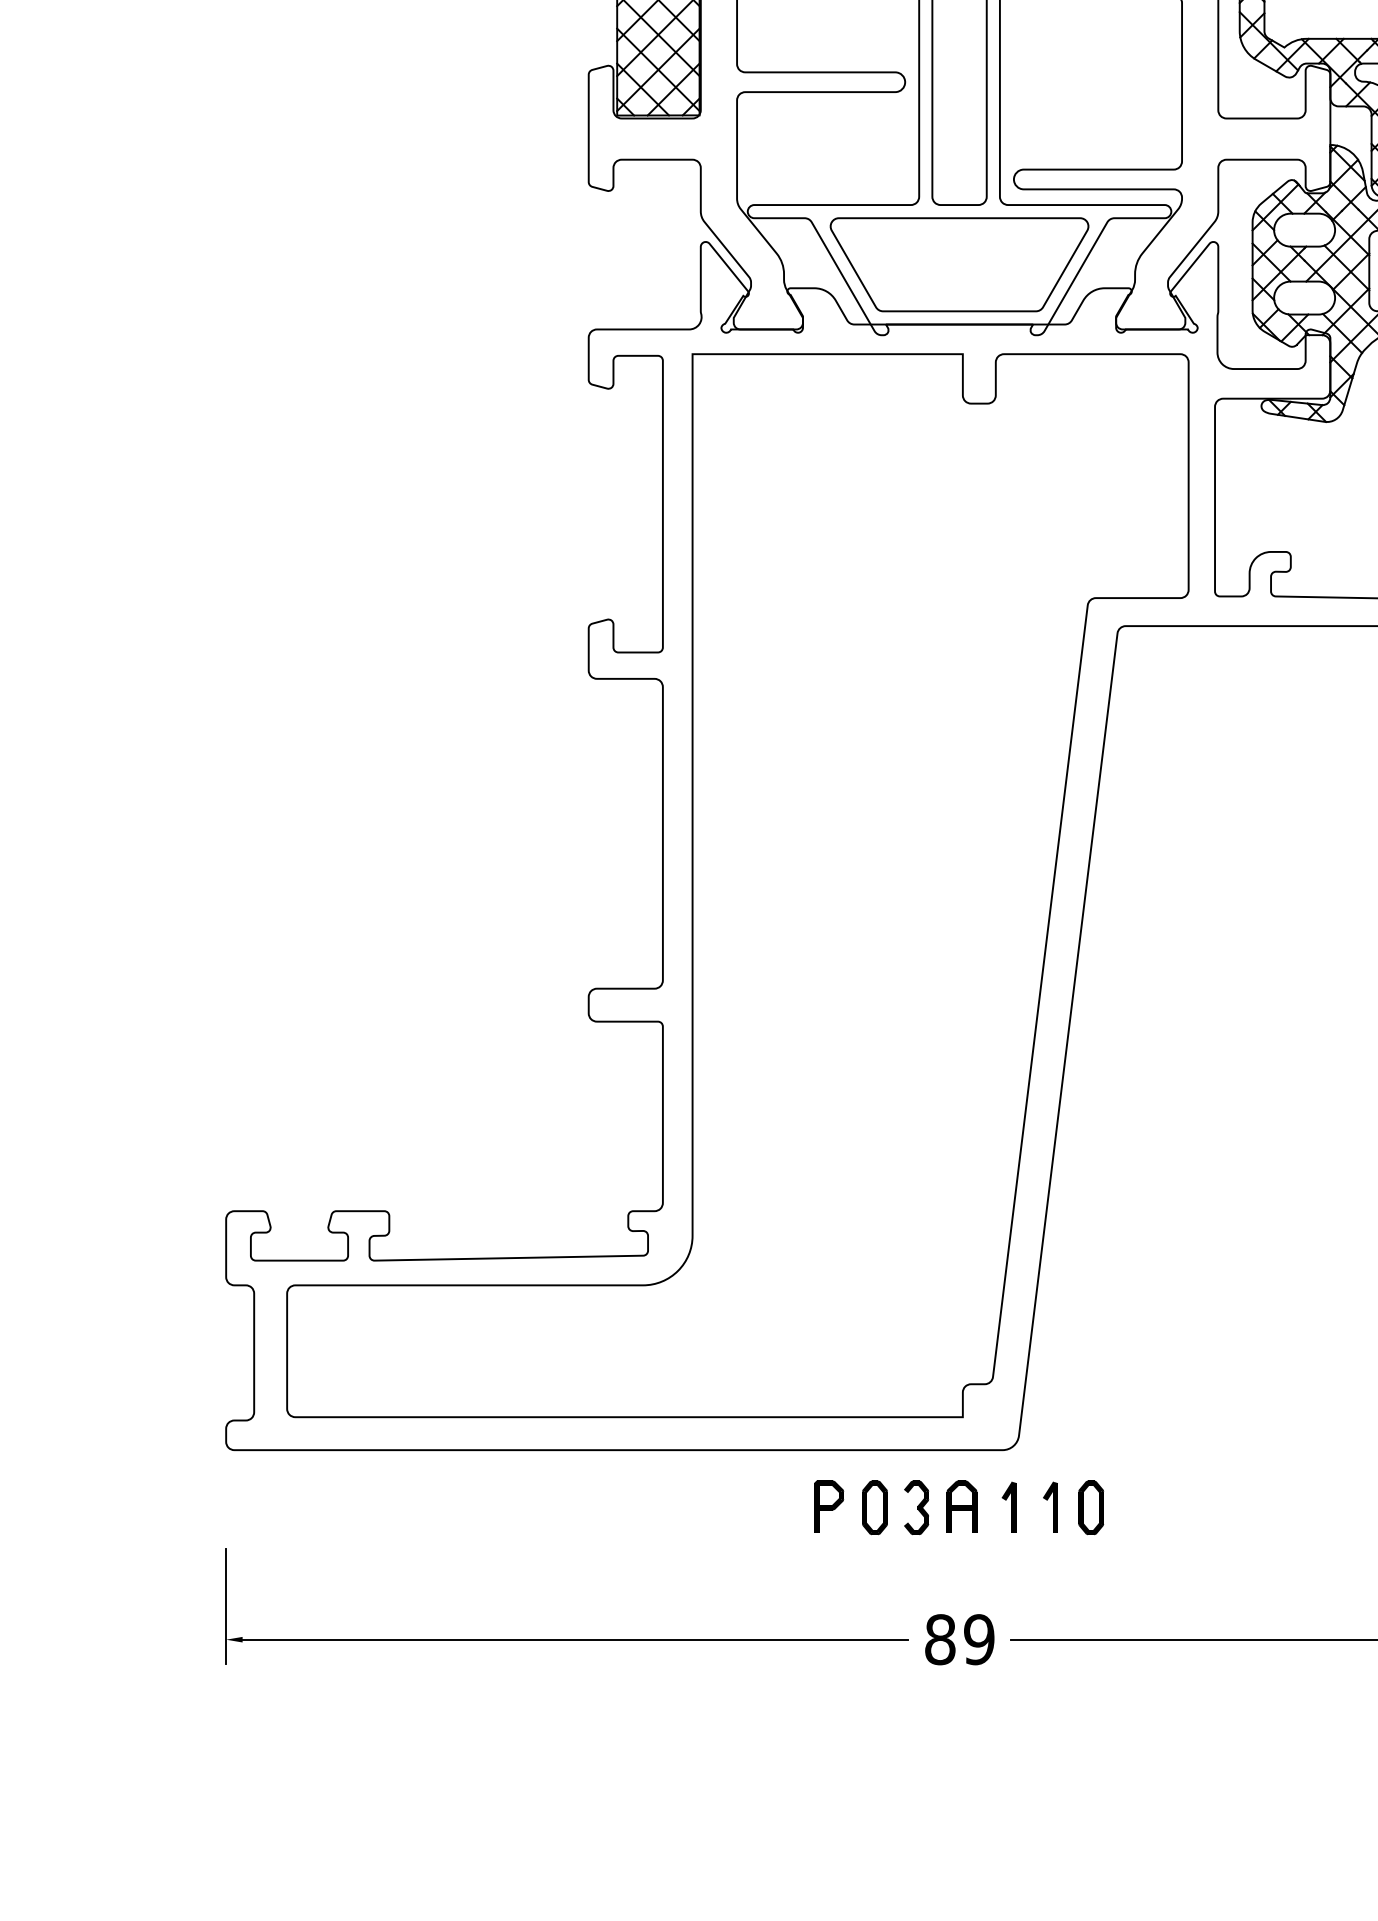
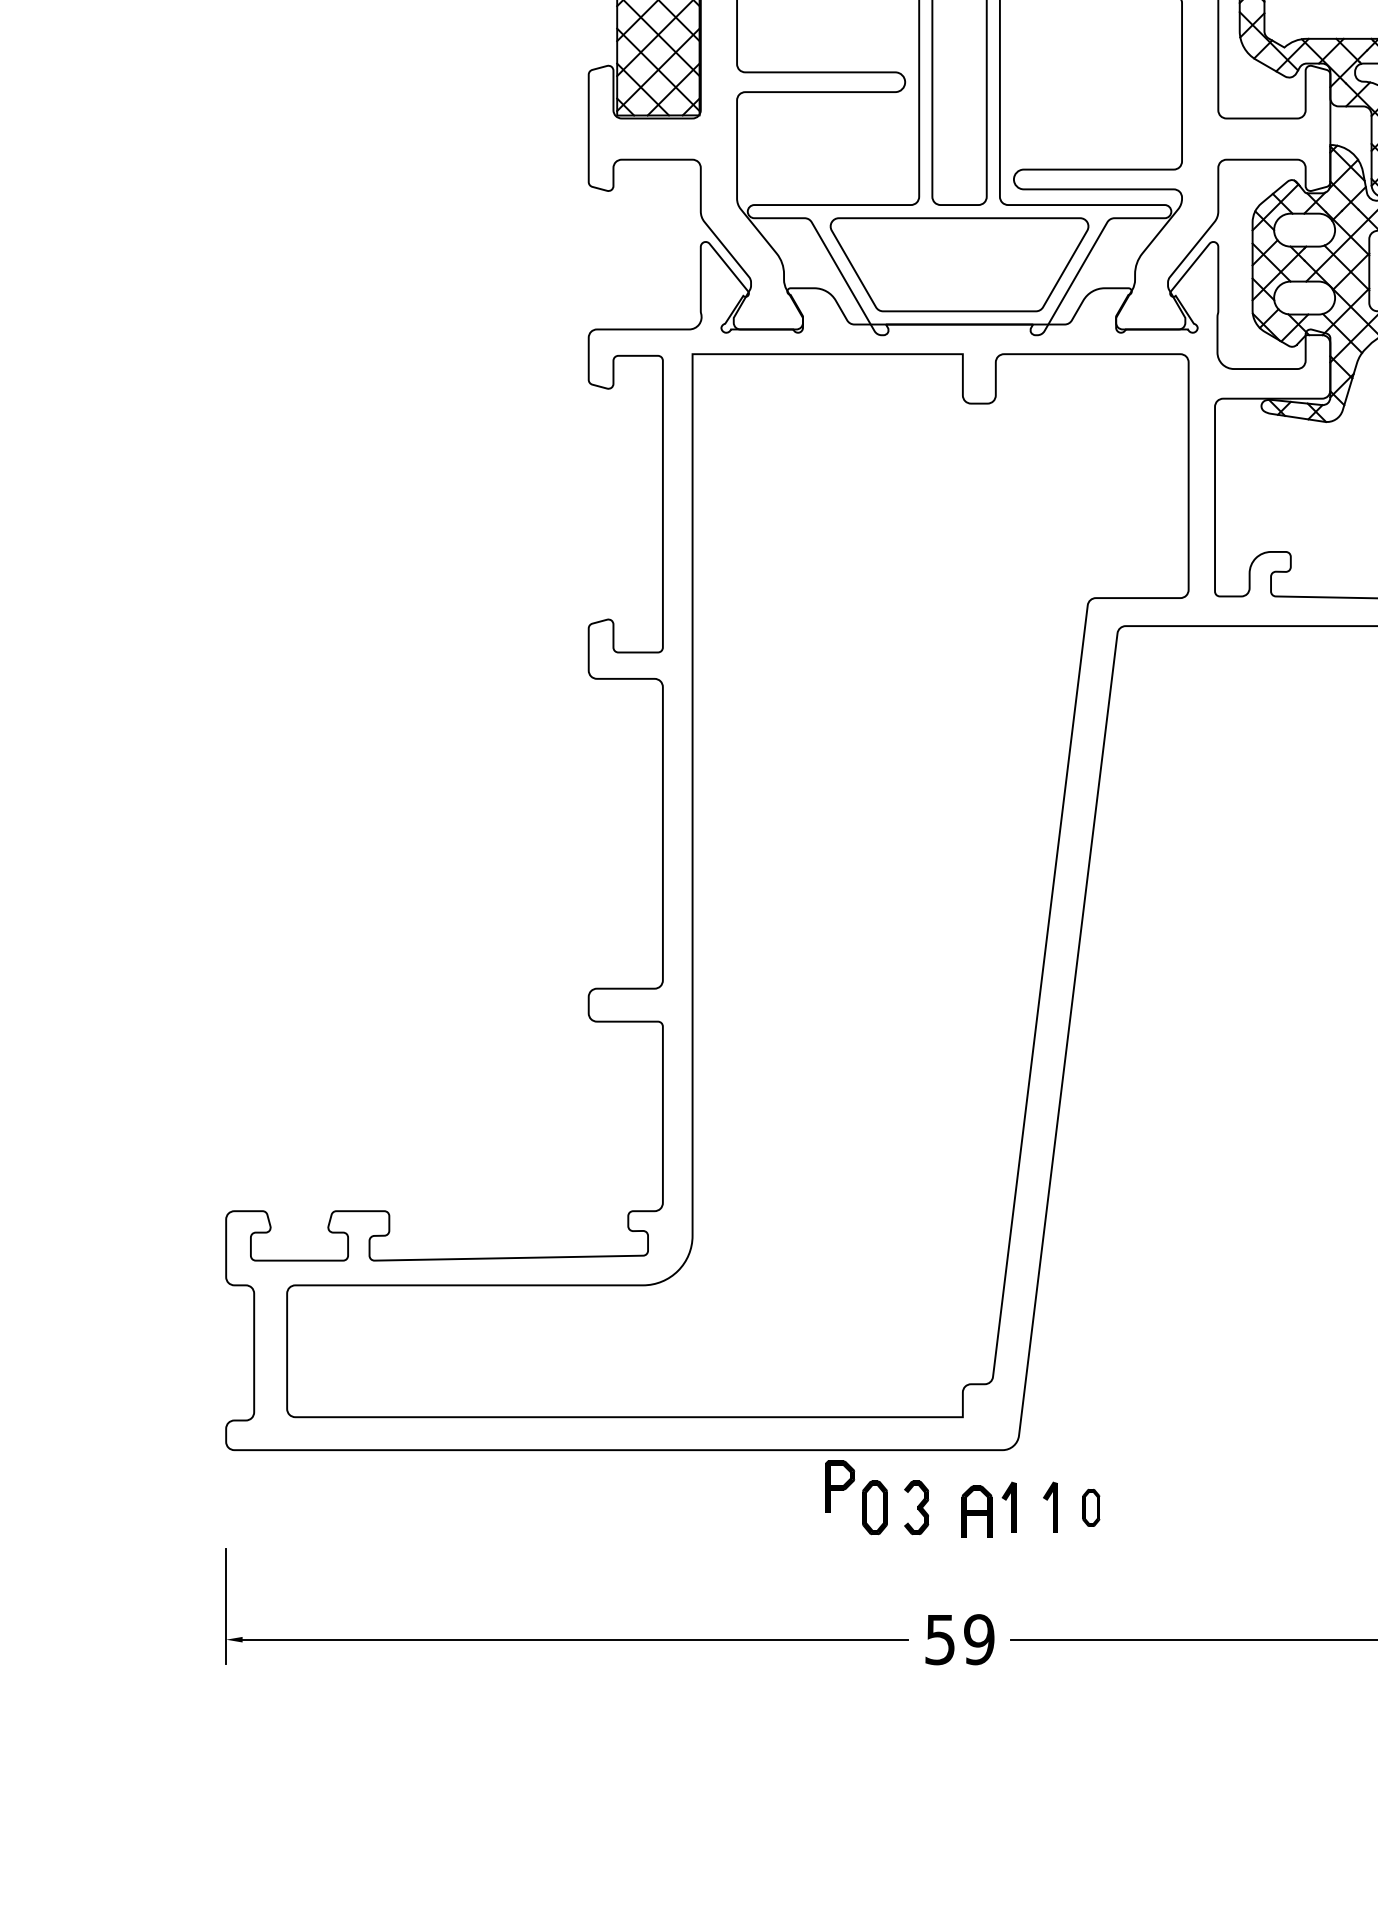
part position: (829, 1506) -> (840, 1486) (840, 1486)
part position: (961, 1506) -> (976, 1511) (976, 1511)
part size: 27x56 px -> 19x38 px (1091, 1507)
text: 89 -> 59 (940, 1639)
